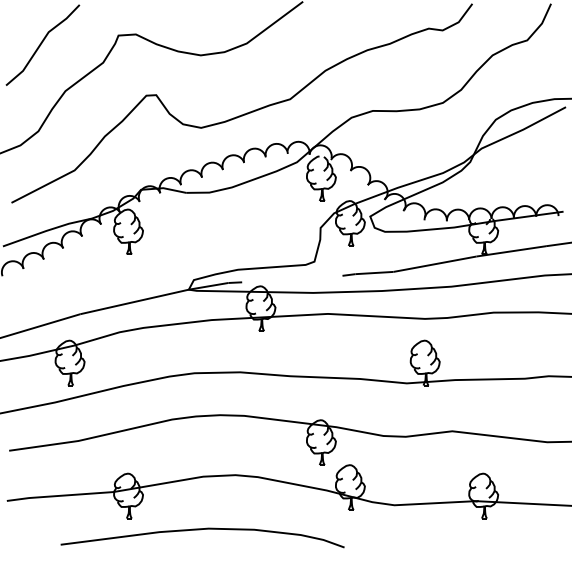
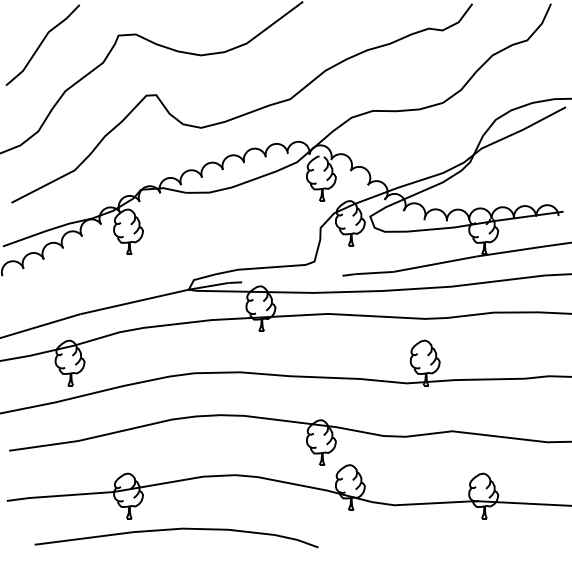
curve position: (200, 530) -> (174, 530) (174, 530)
